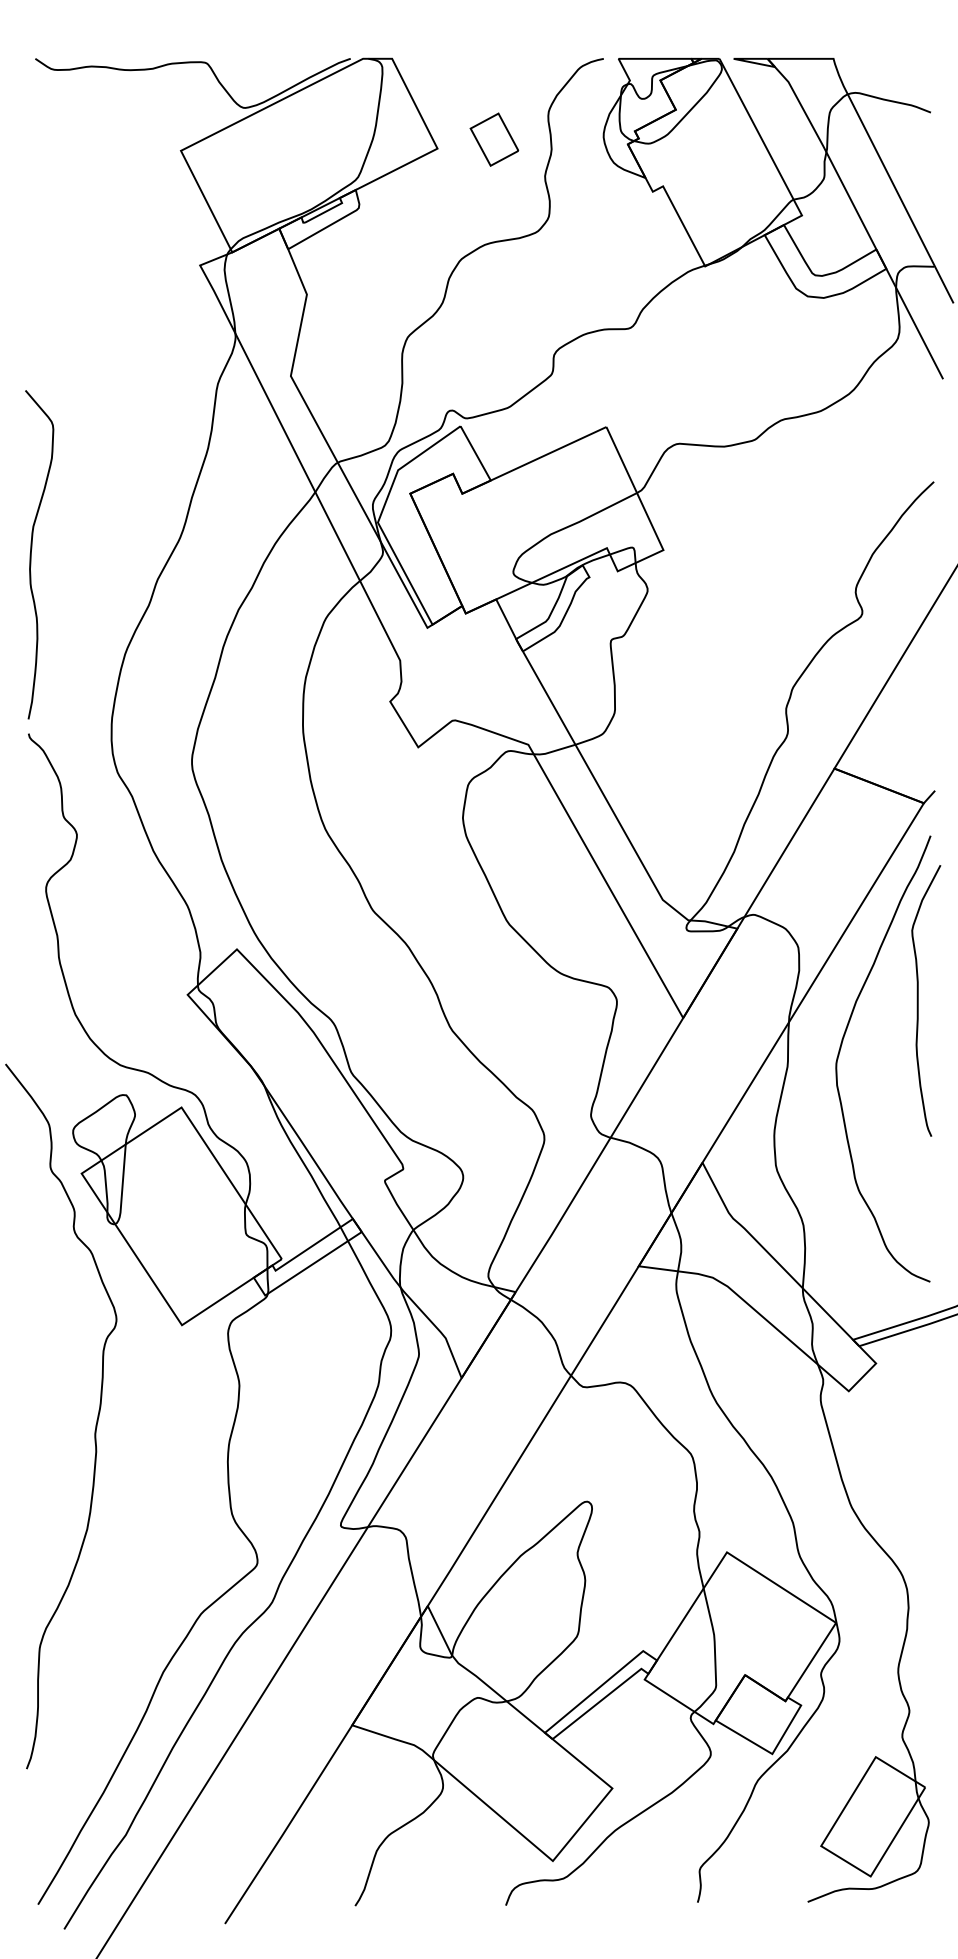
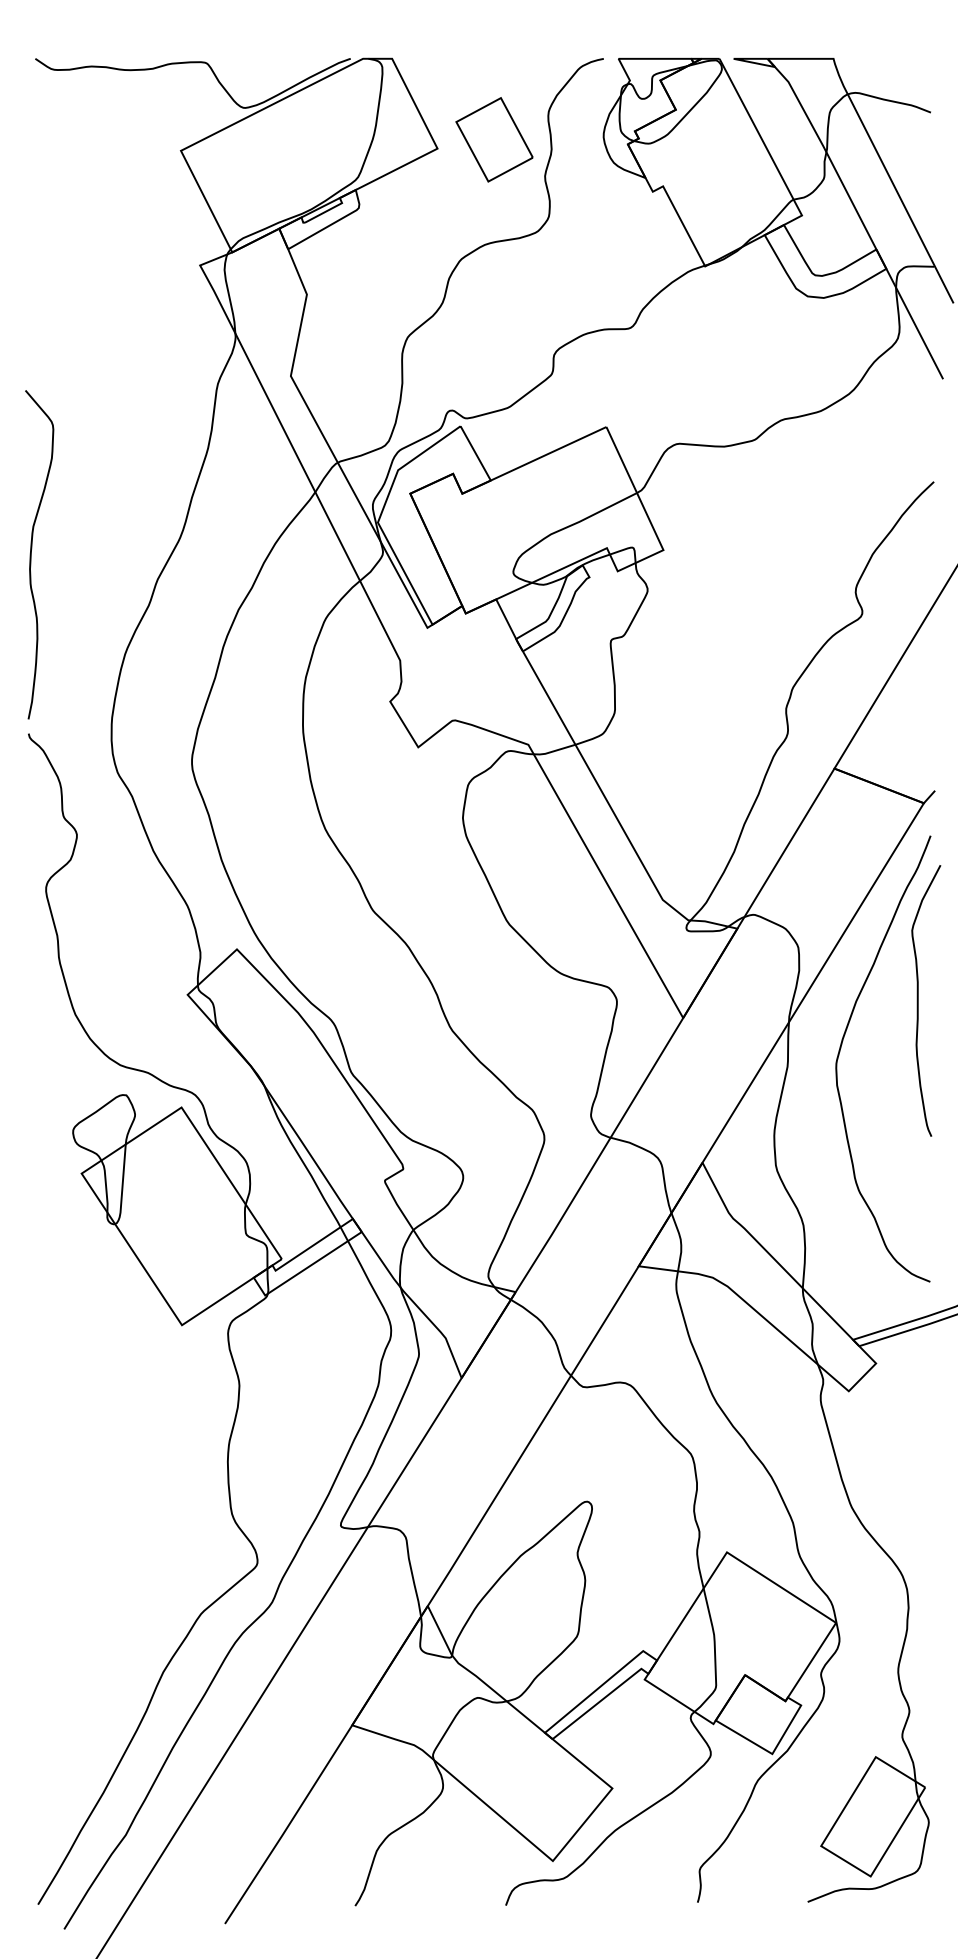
part size: 51x55 px -> 79x86 px (494, 139)
curve: present -> none (95, 1424)
